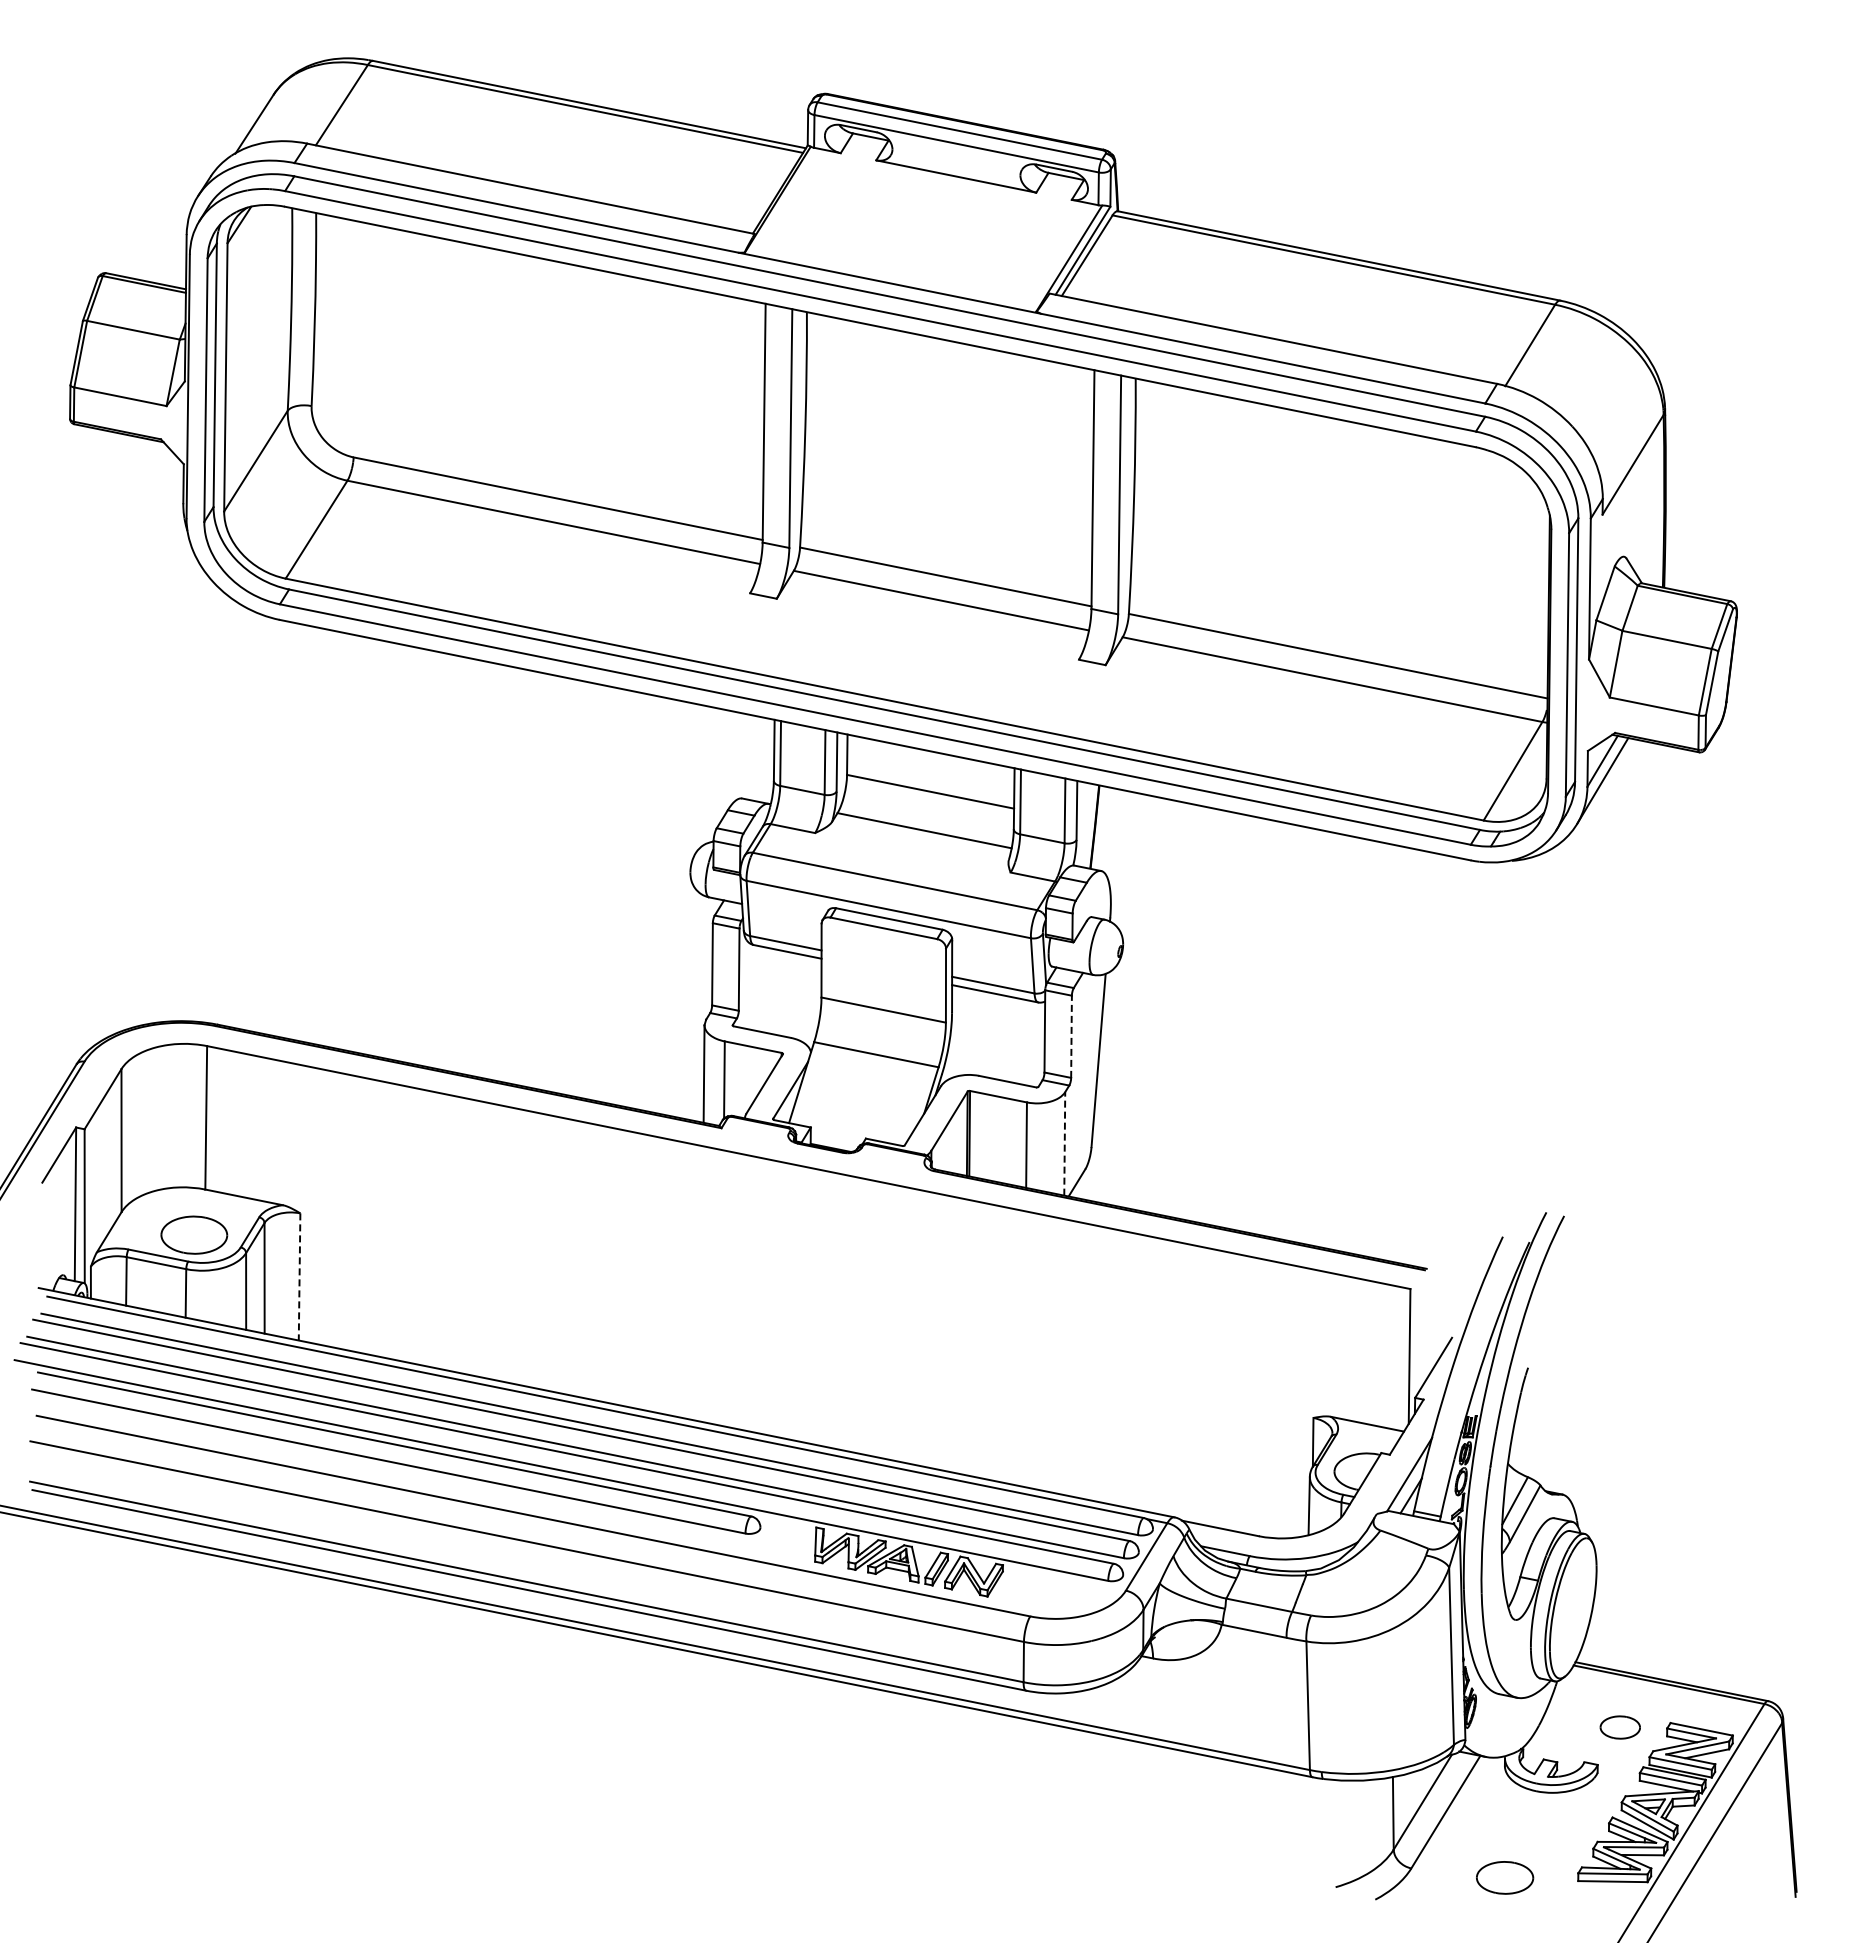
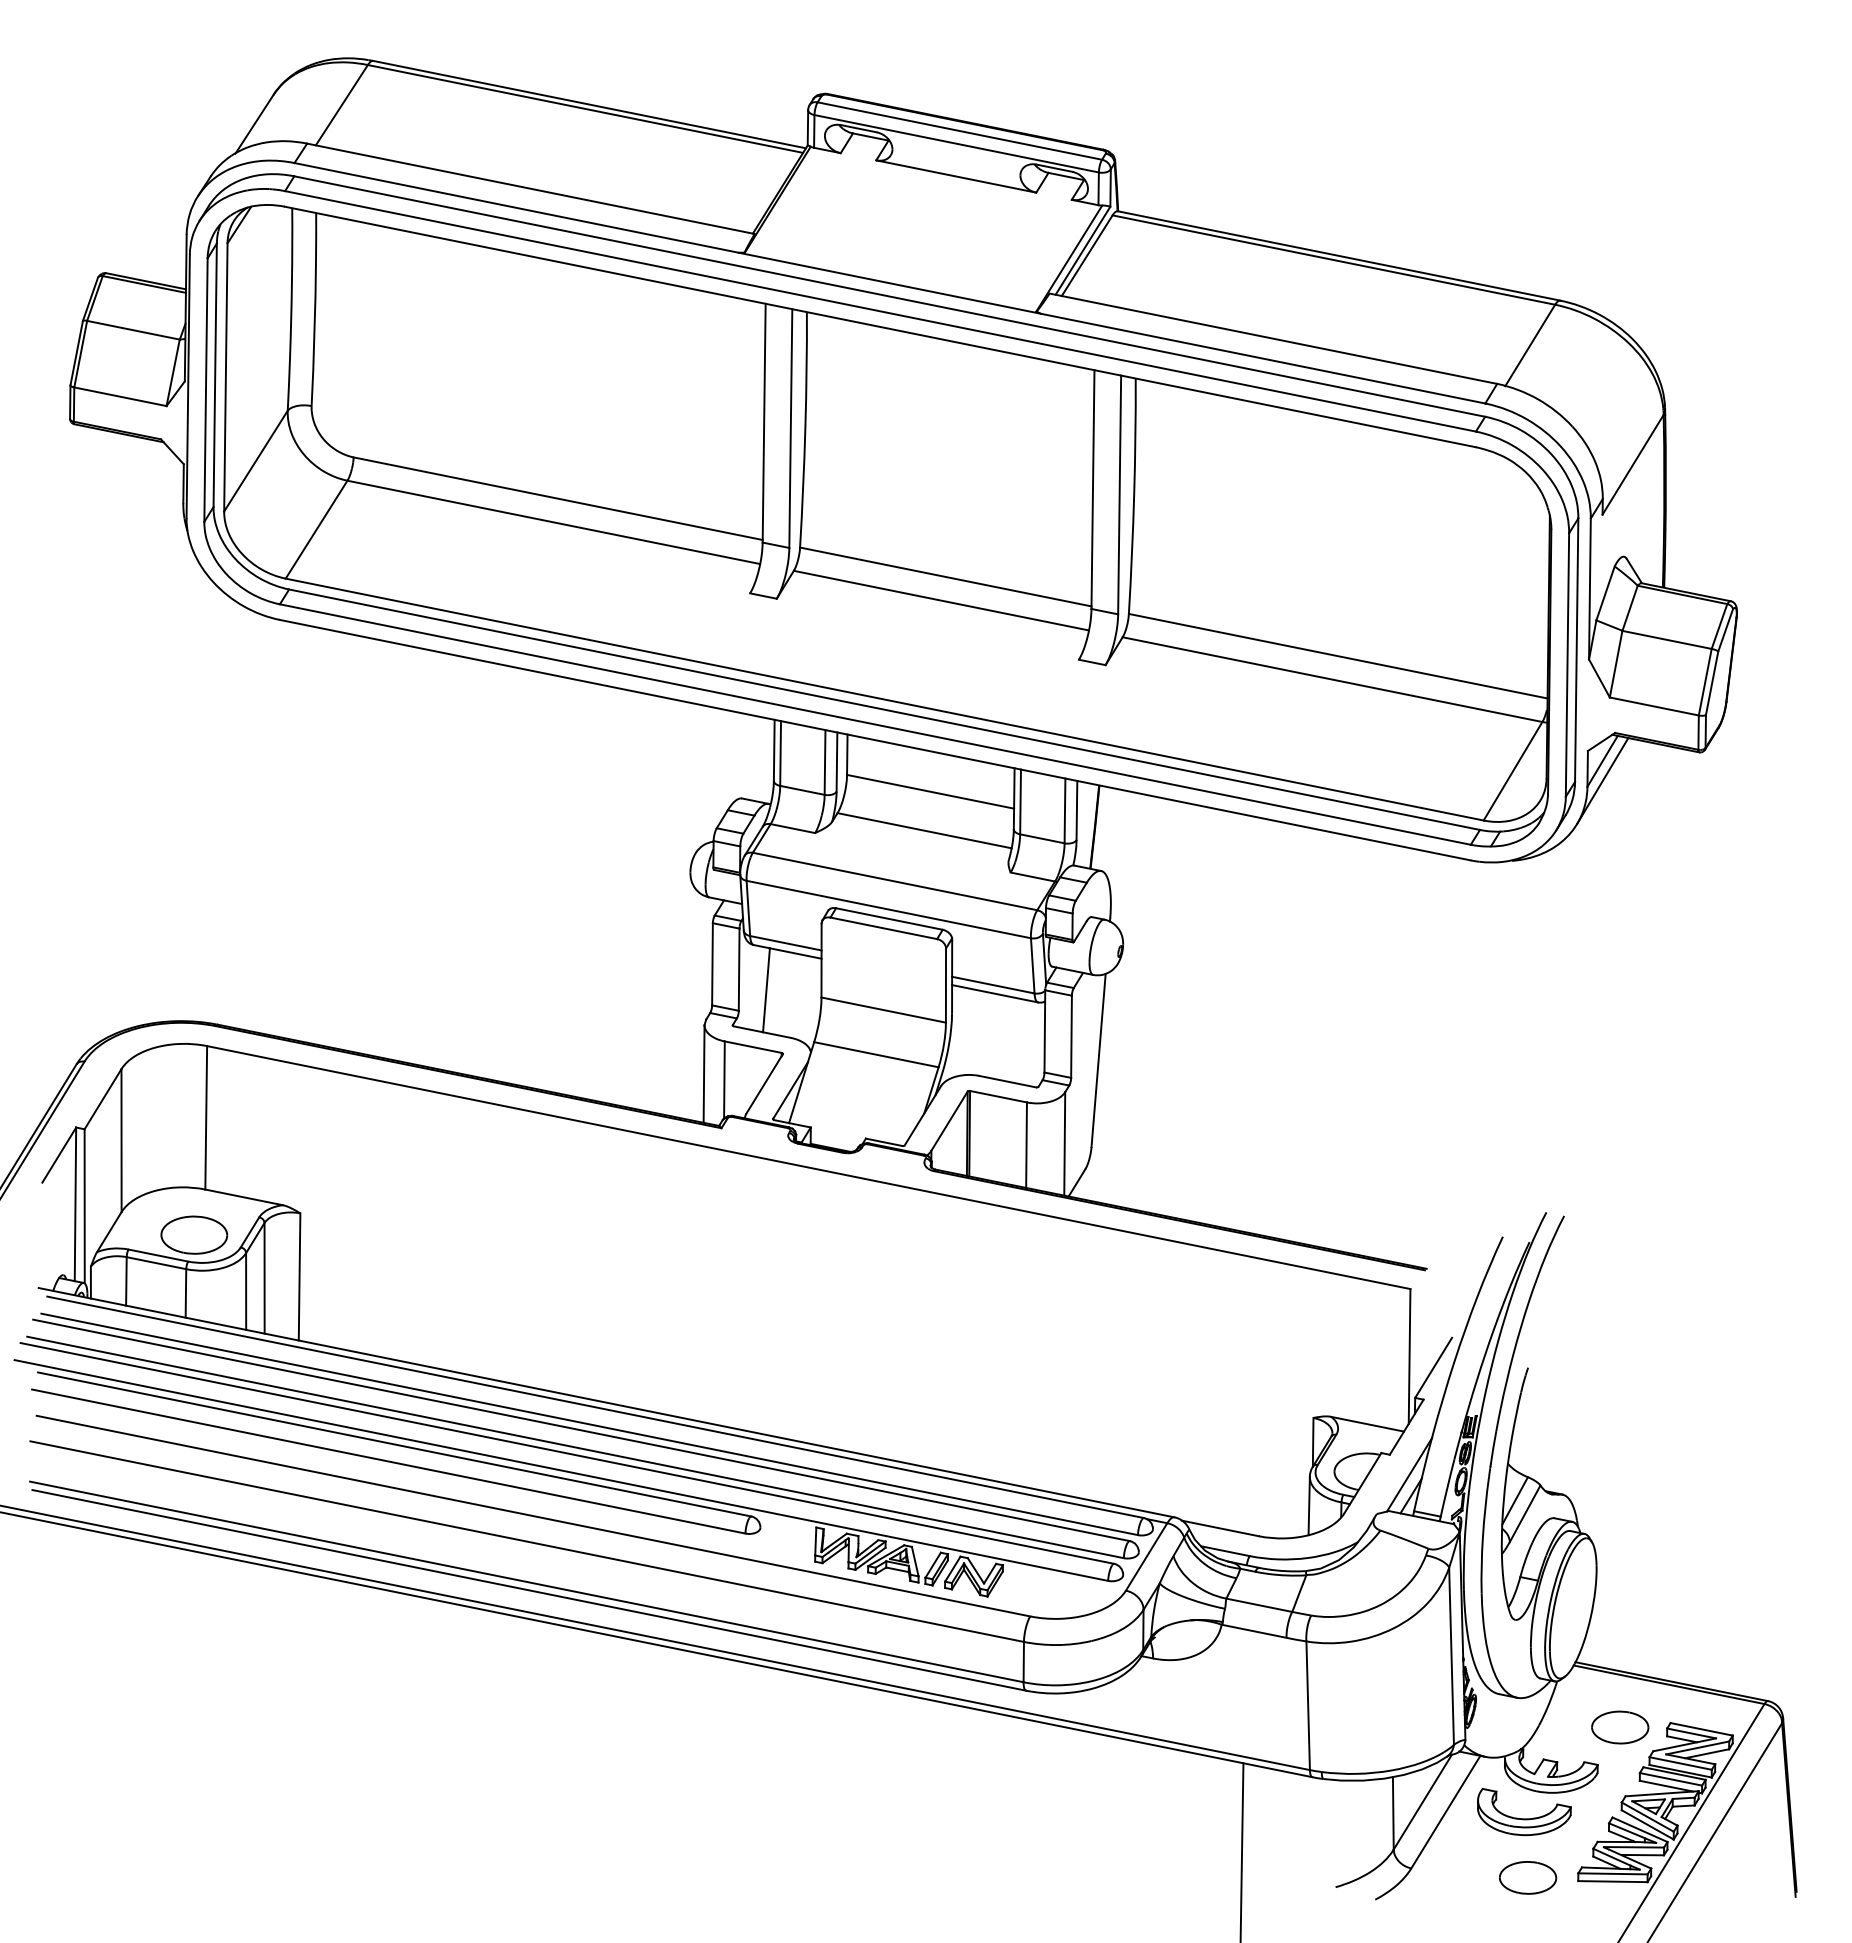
line: none -> present (766, 990)
line: dashed -> solid (1071, 1036)
line: dashed -> solid (1064, 1143)
line: dashed -> solid (299, 1276)
part size: 42x25 px -> 59x35 px (1620, 1727)
part: none -> present (1524, 1812)
line: none -> present (1241, 1851)
part position: (1505, 1877) -> (1528, 1877) (1528, 1877)
